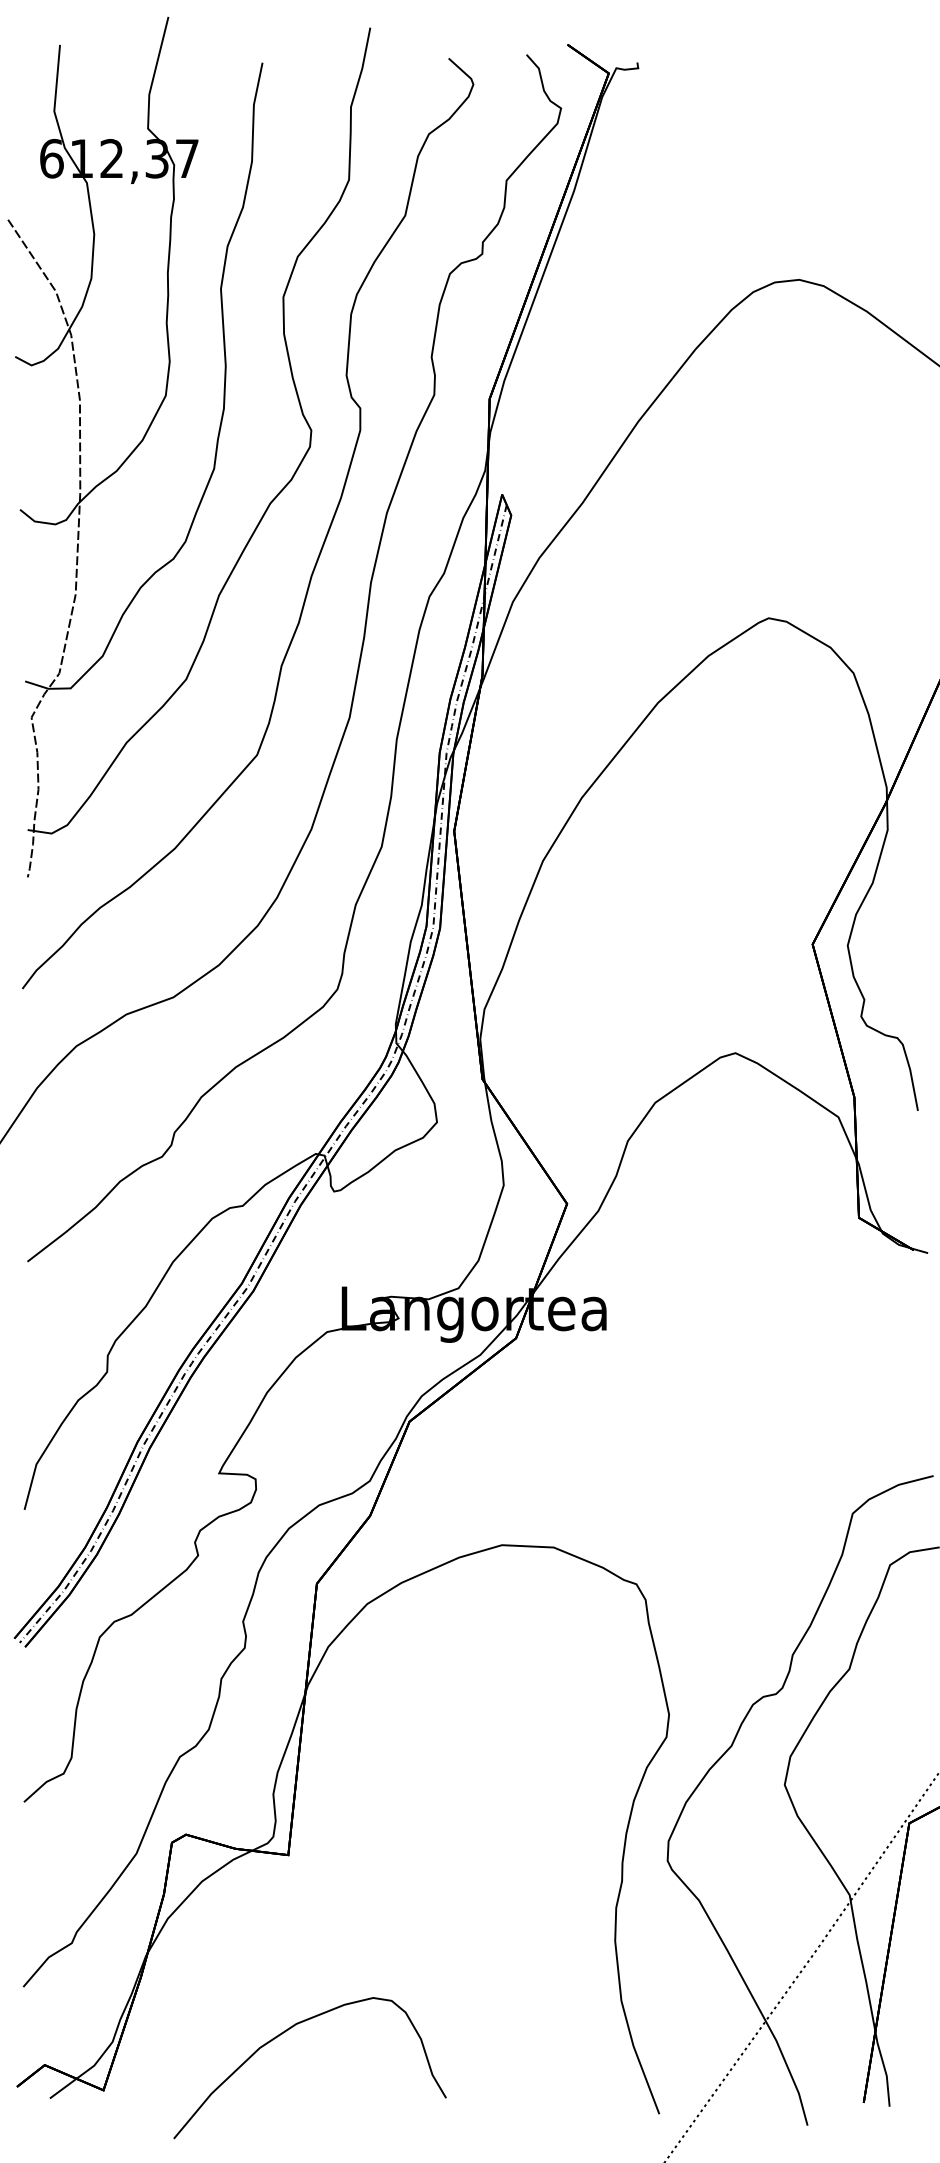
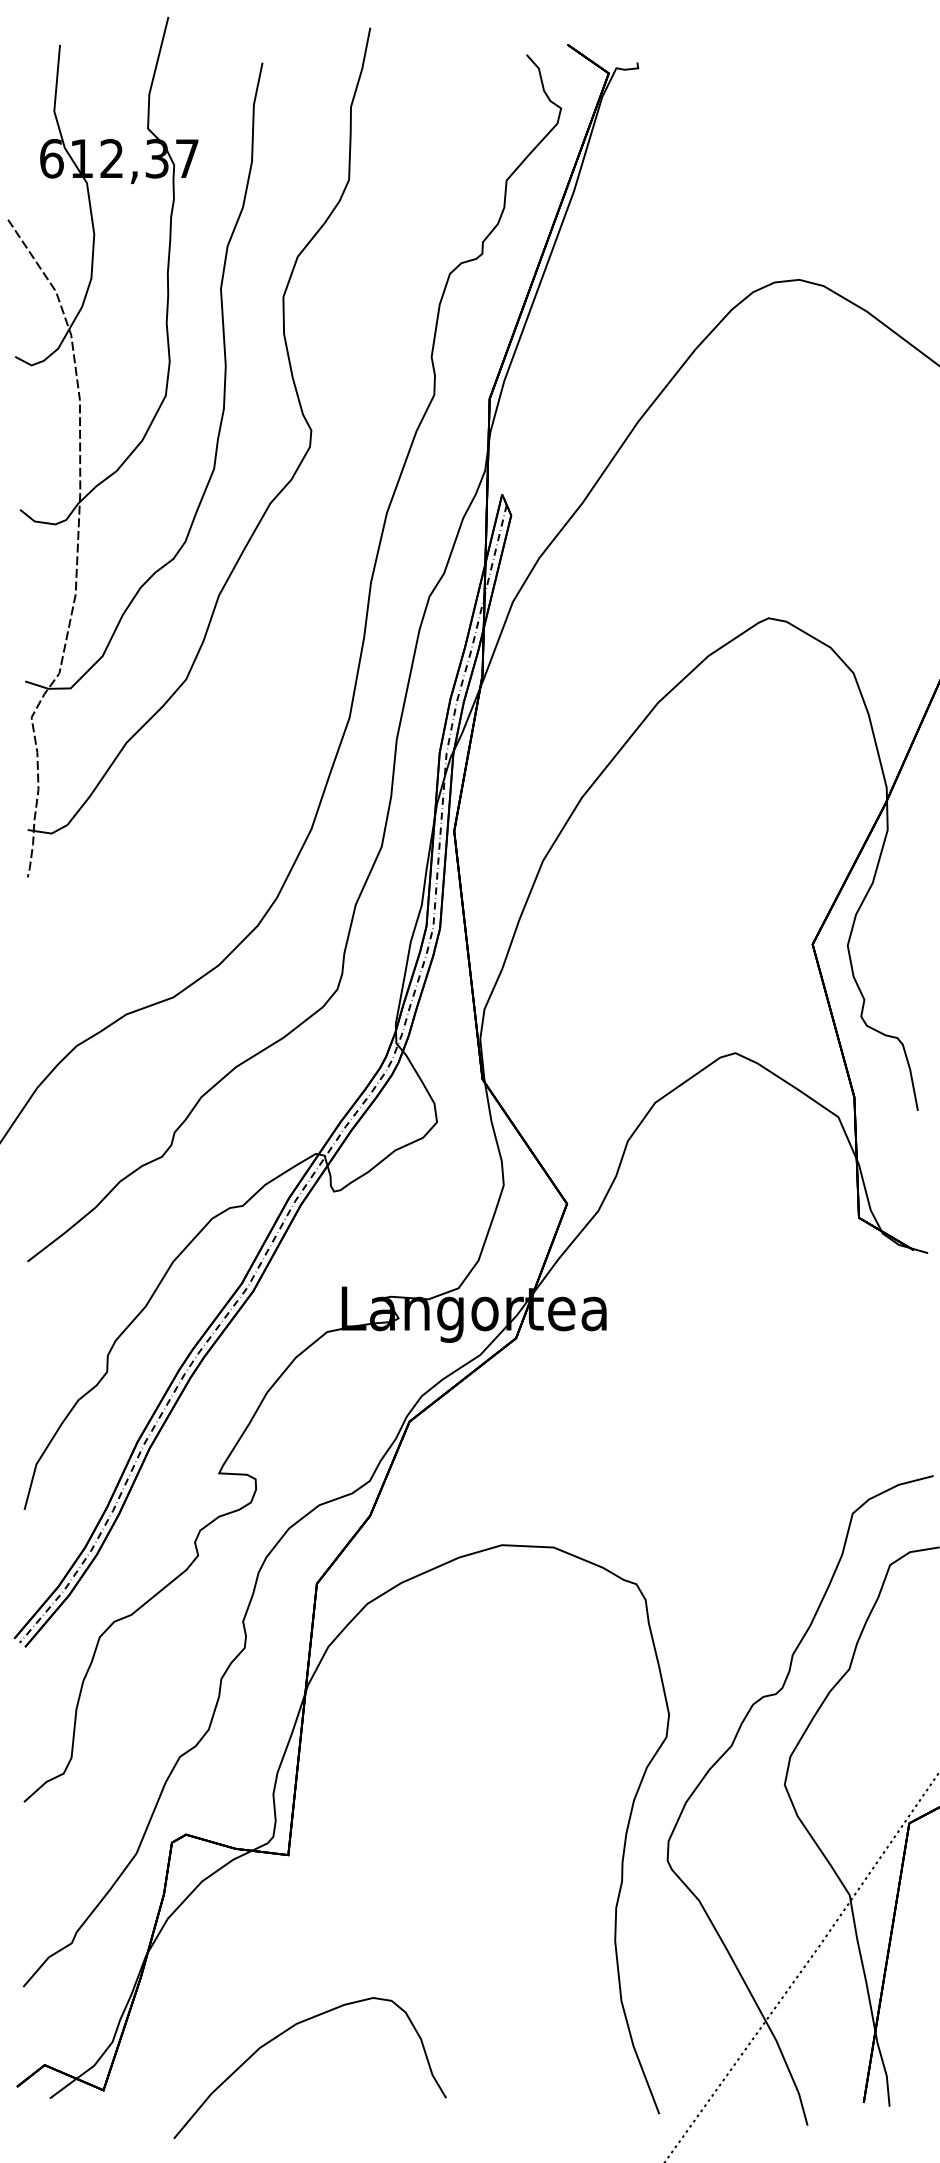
curve: present -> none (319, 551)
